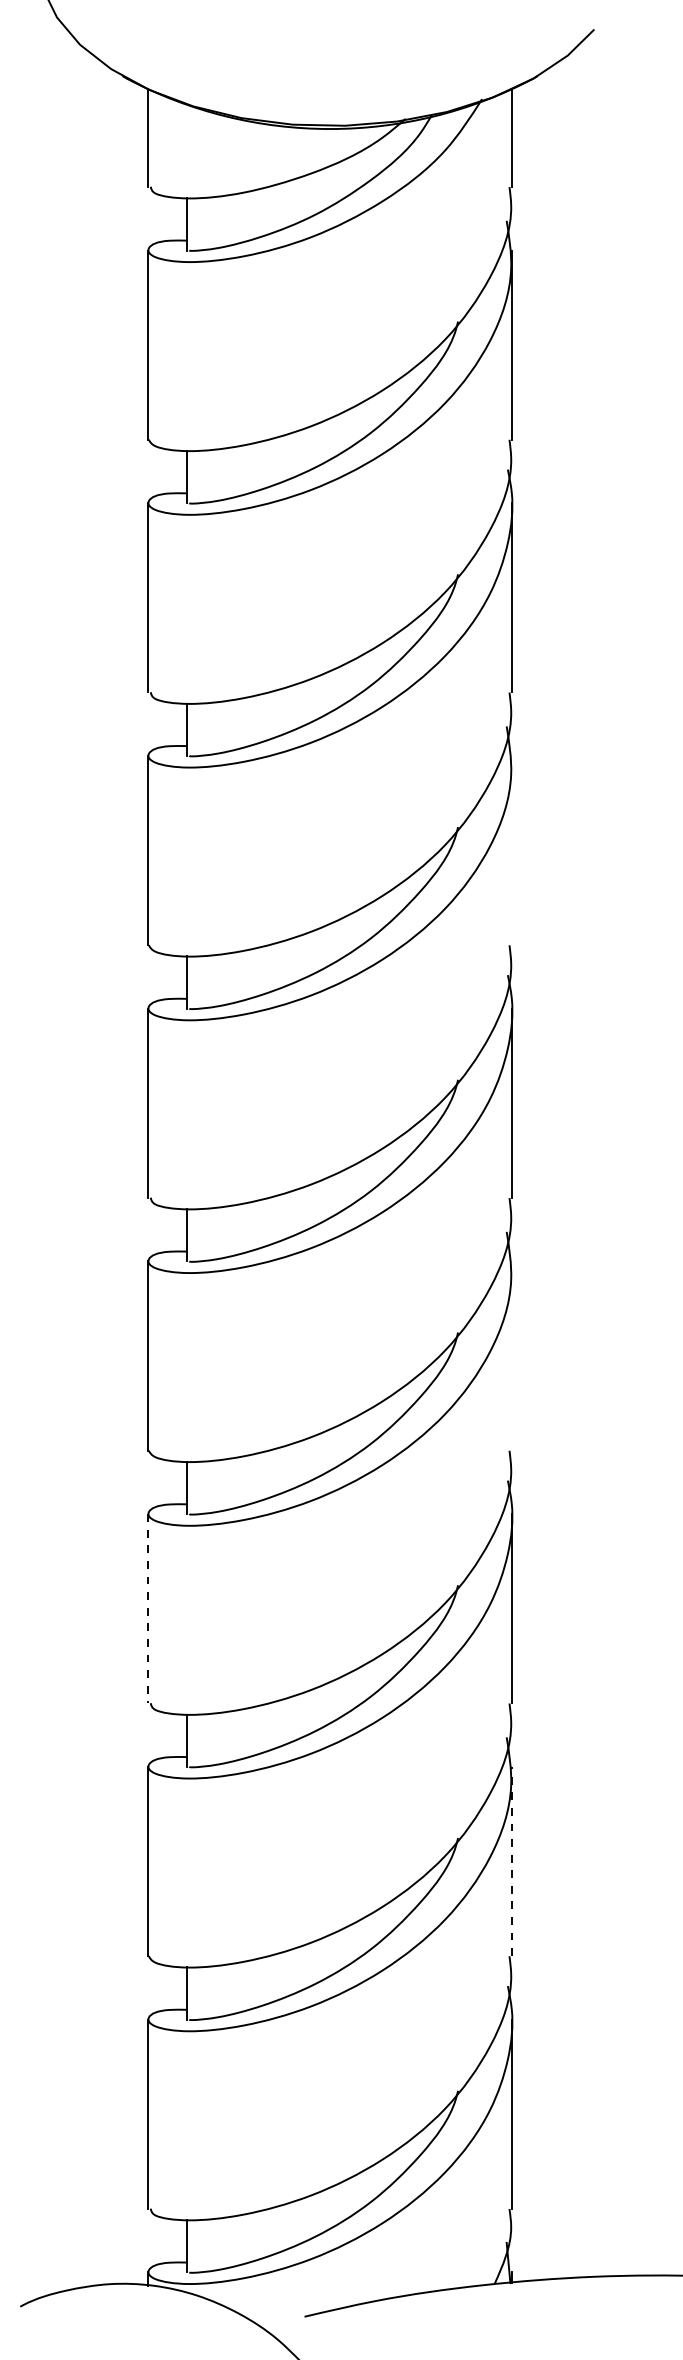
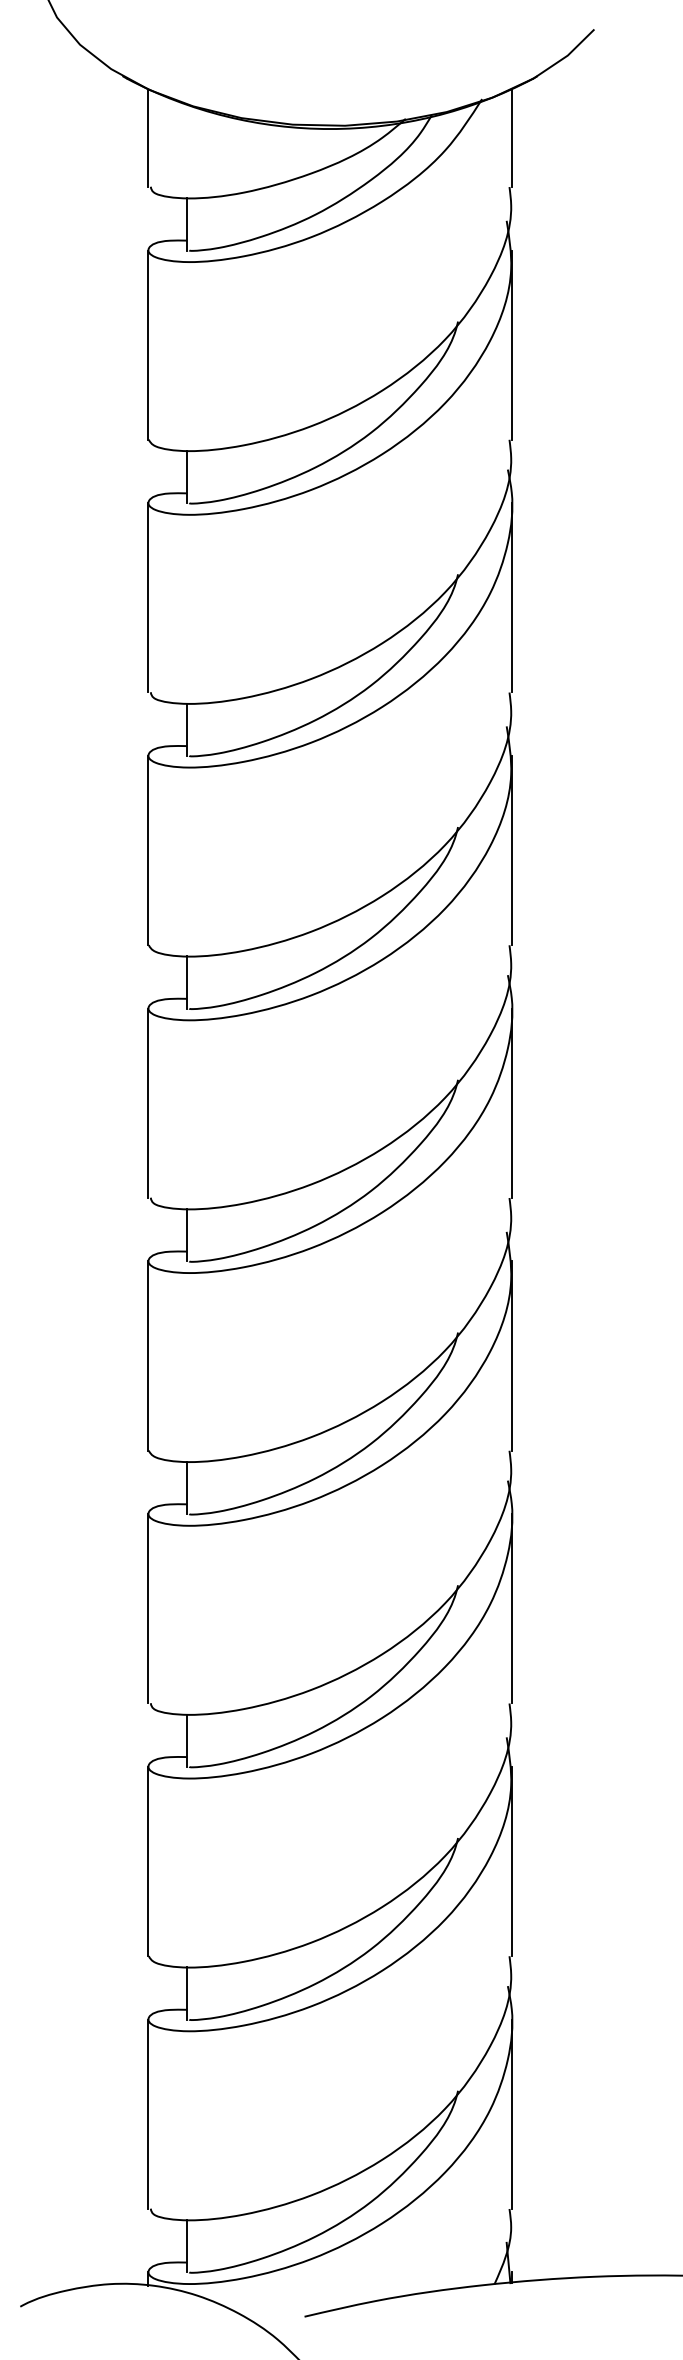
line: none -> present (512, 850)
line: none -> present (512, 1355)
line: dashed -> solid (148, 1608)
line: dashed -> solid (512, 1861)
